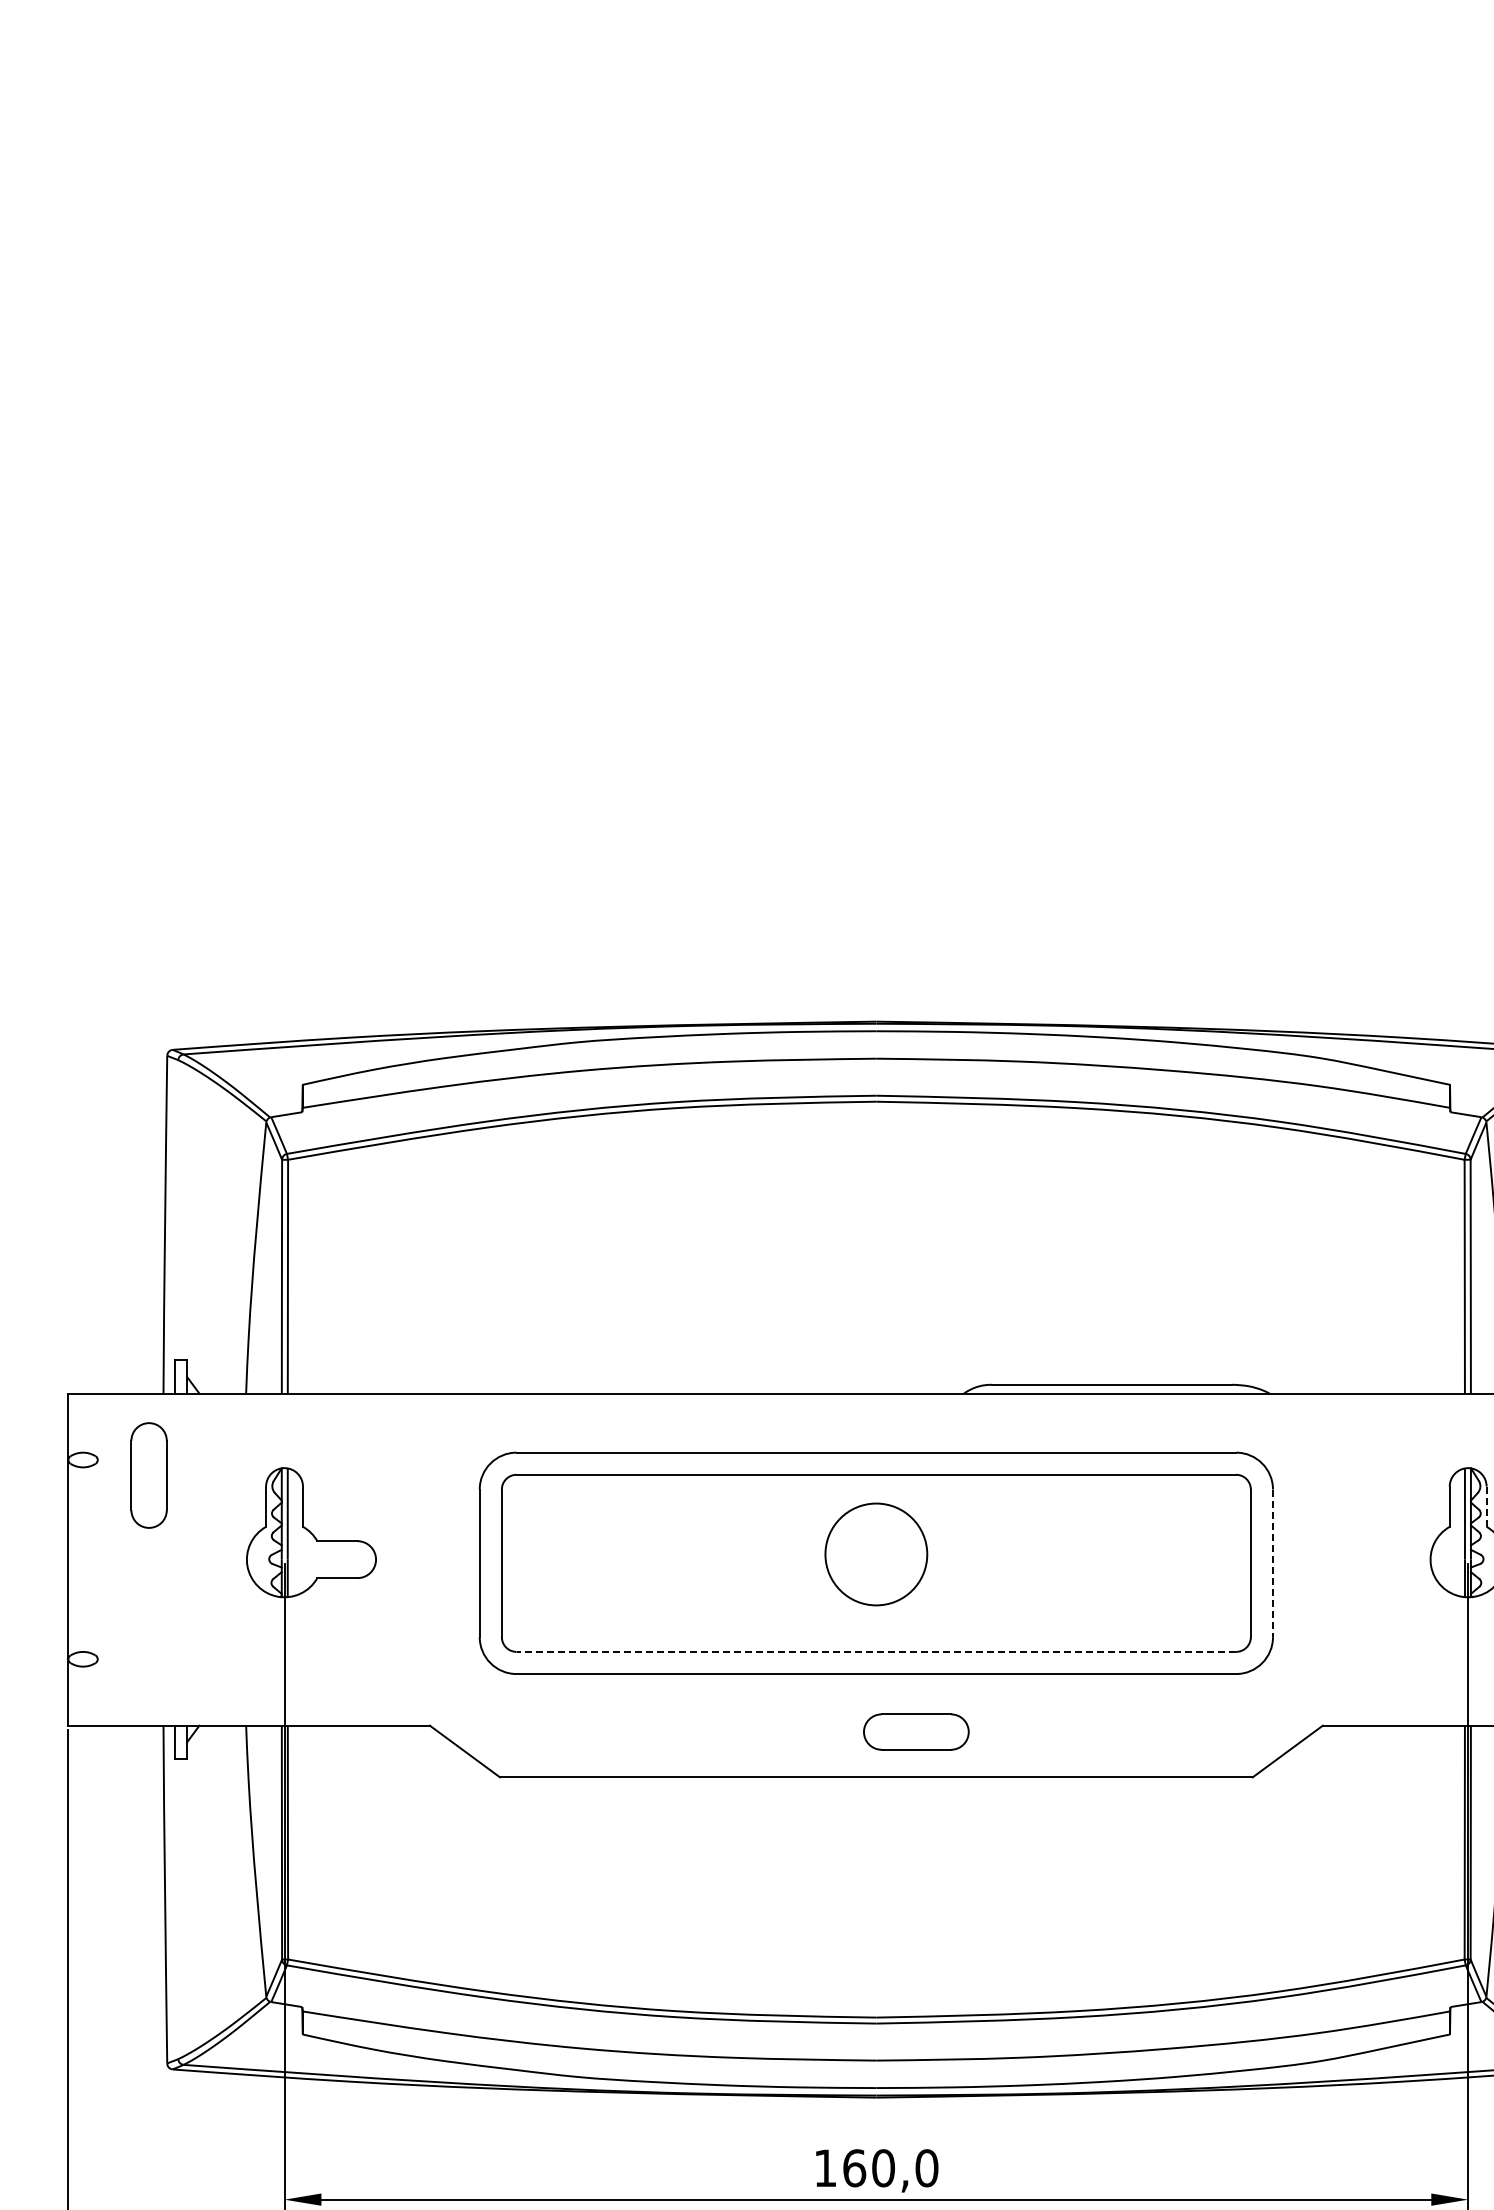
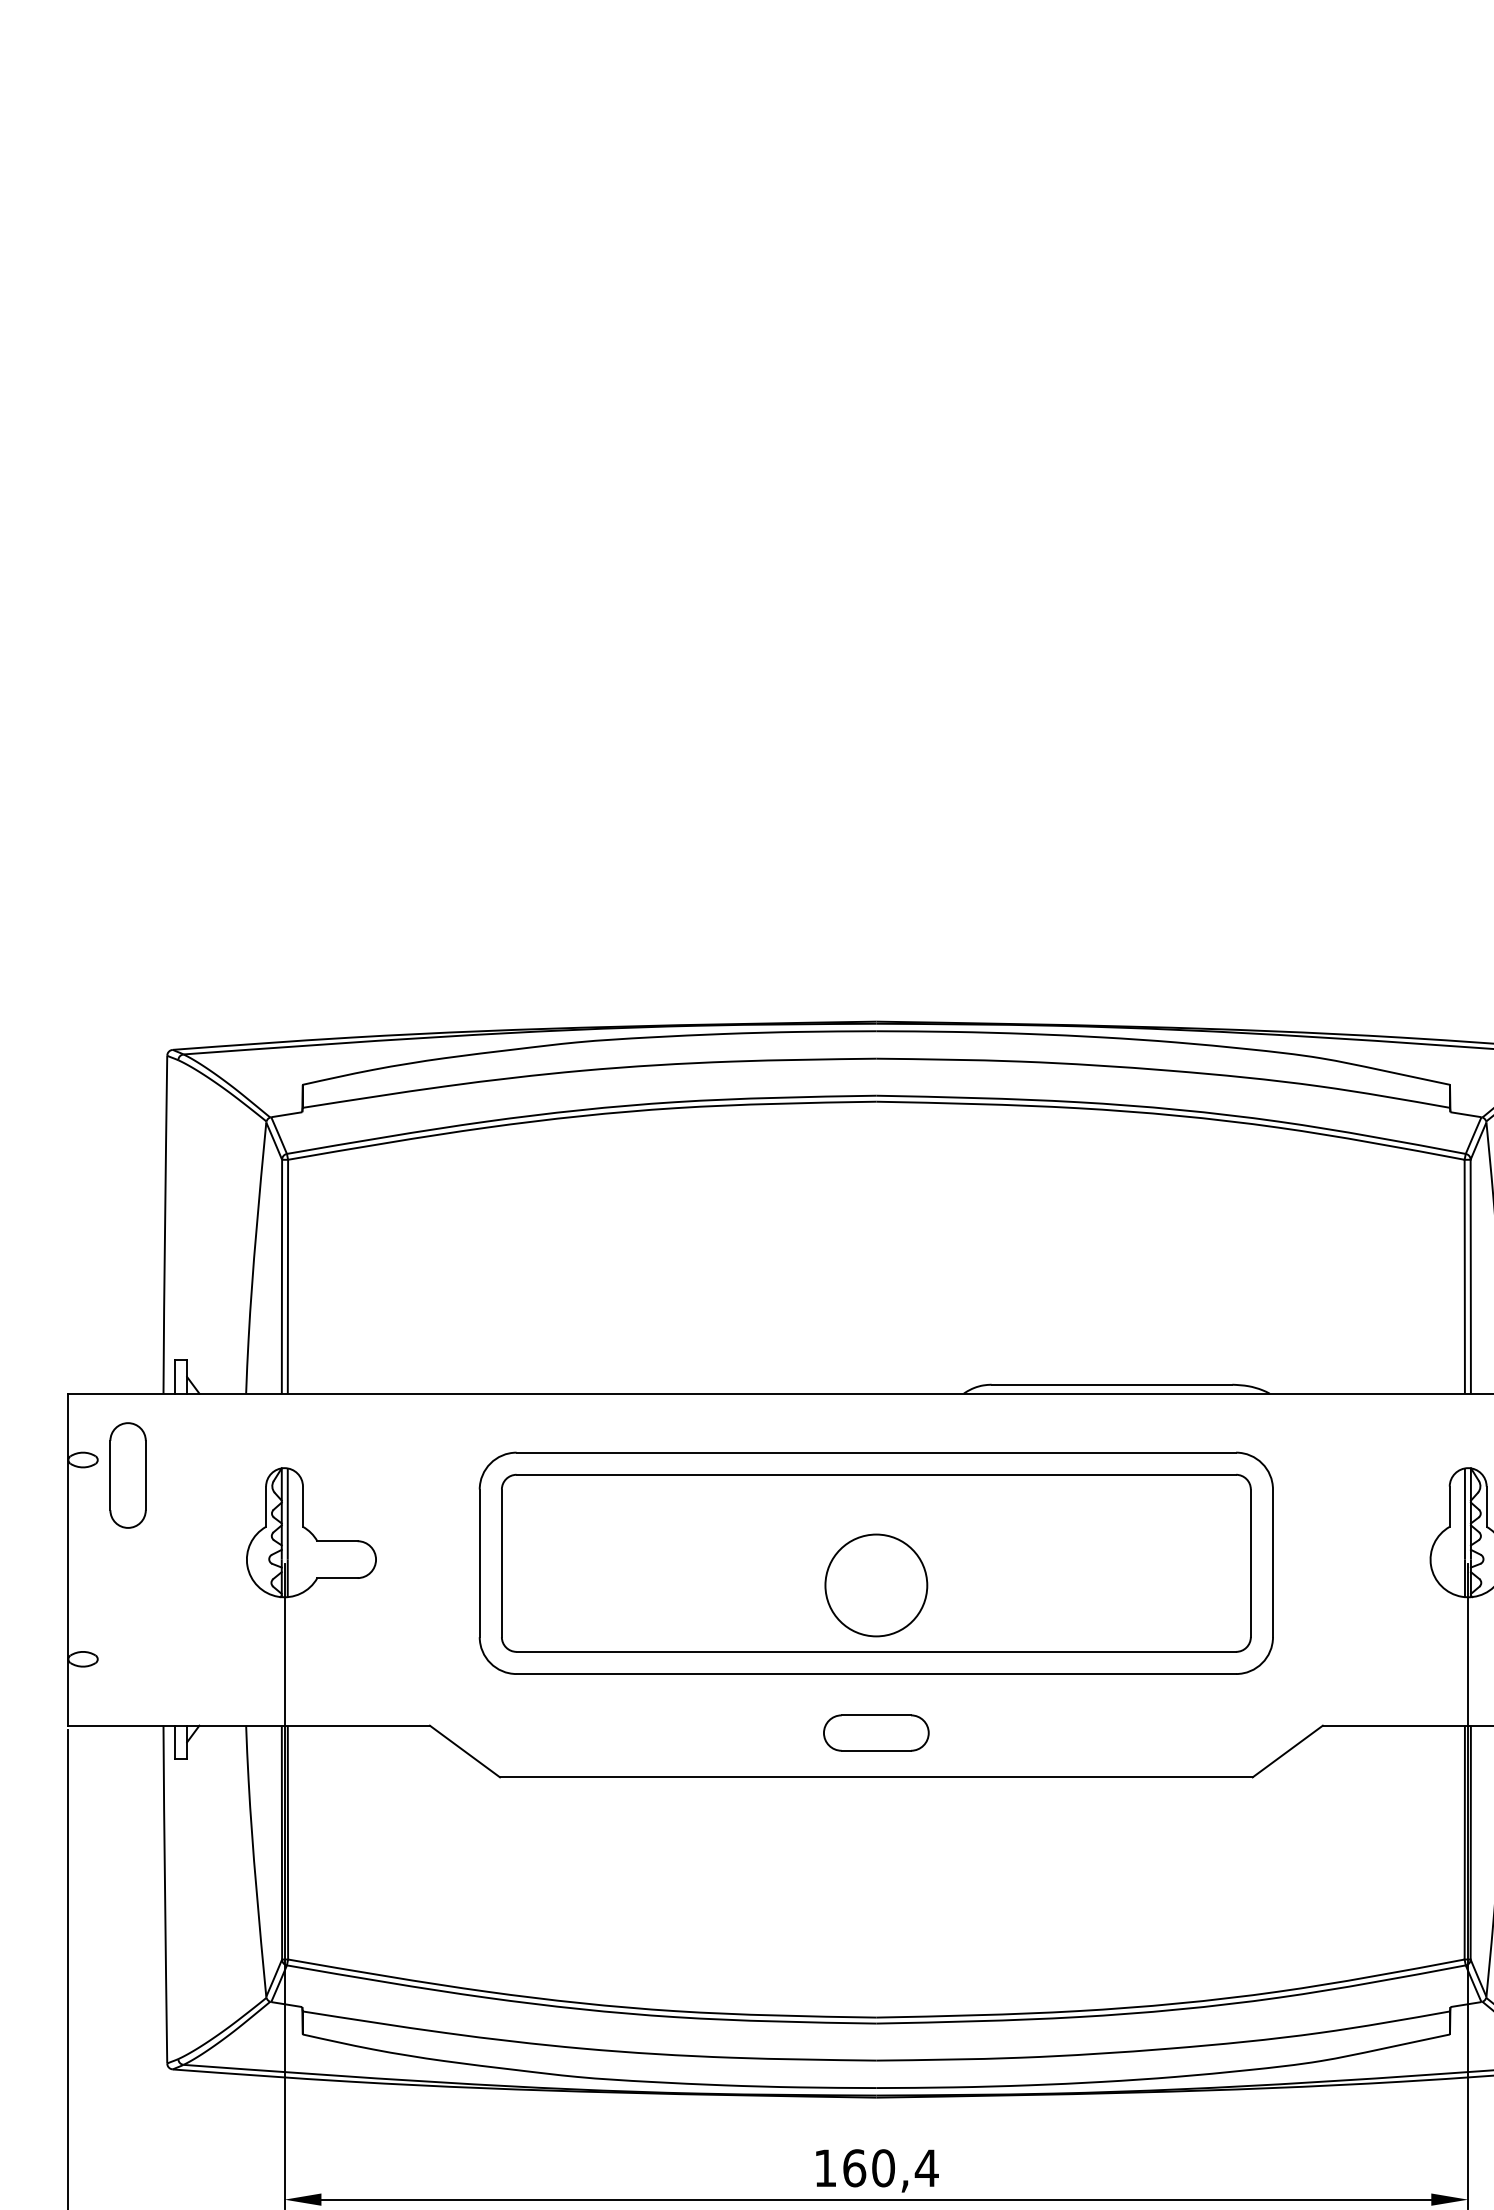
part position: (148, 1475) -> (127, 1475) (127, 1475)
line: dashed -> solid (1486, 1506)
circle position: (876, 1554) -> (876, 1585) (876, 1585)
line: dashed -> solid (1273, 1563)
line: dashed -> solid (876, 1651)
part position: (916, 1731) -> (876, 1732) (876, 1732)
text: 160,0 -> 160,4 (926, 2168)
